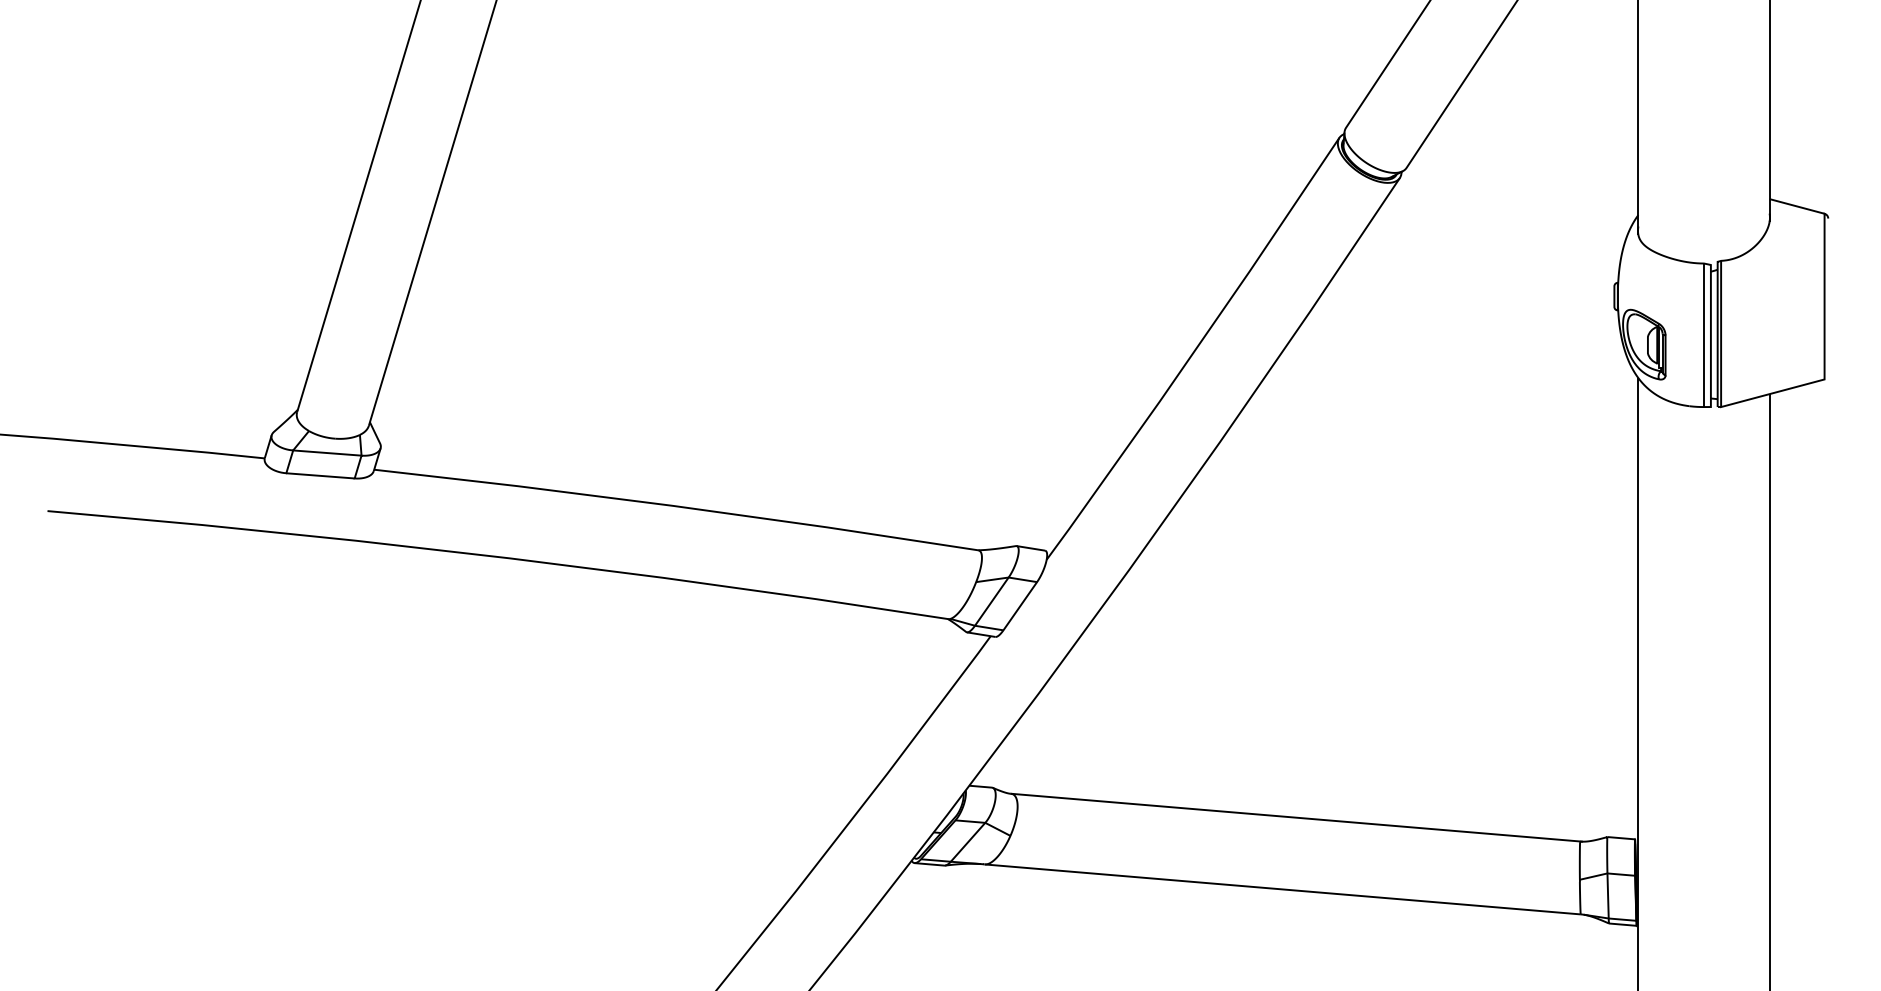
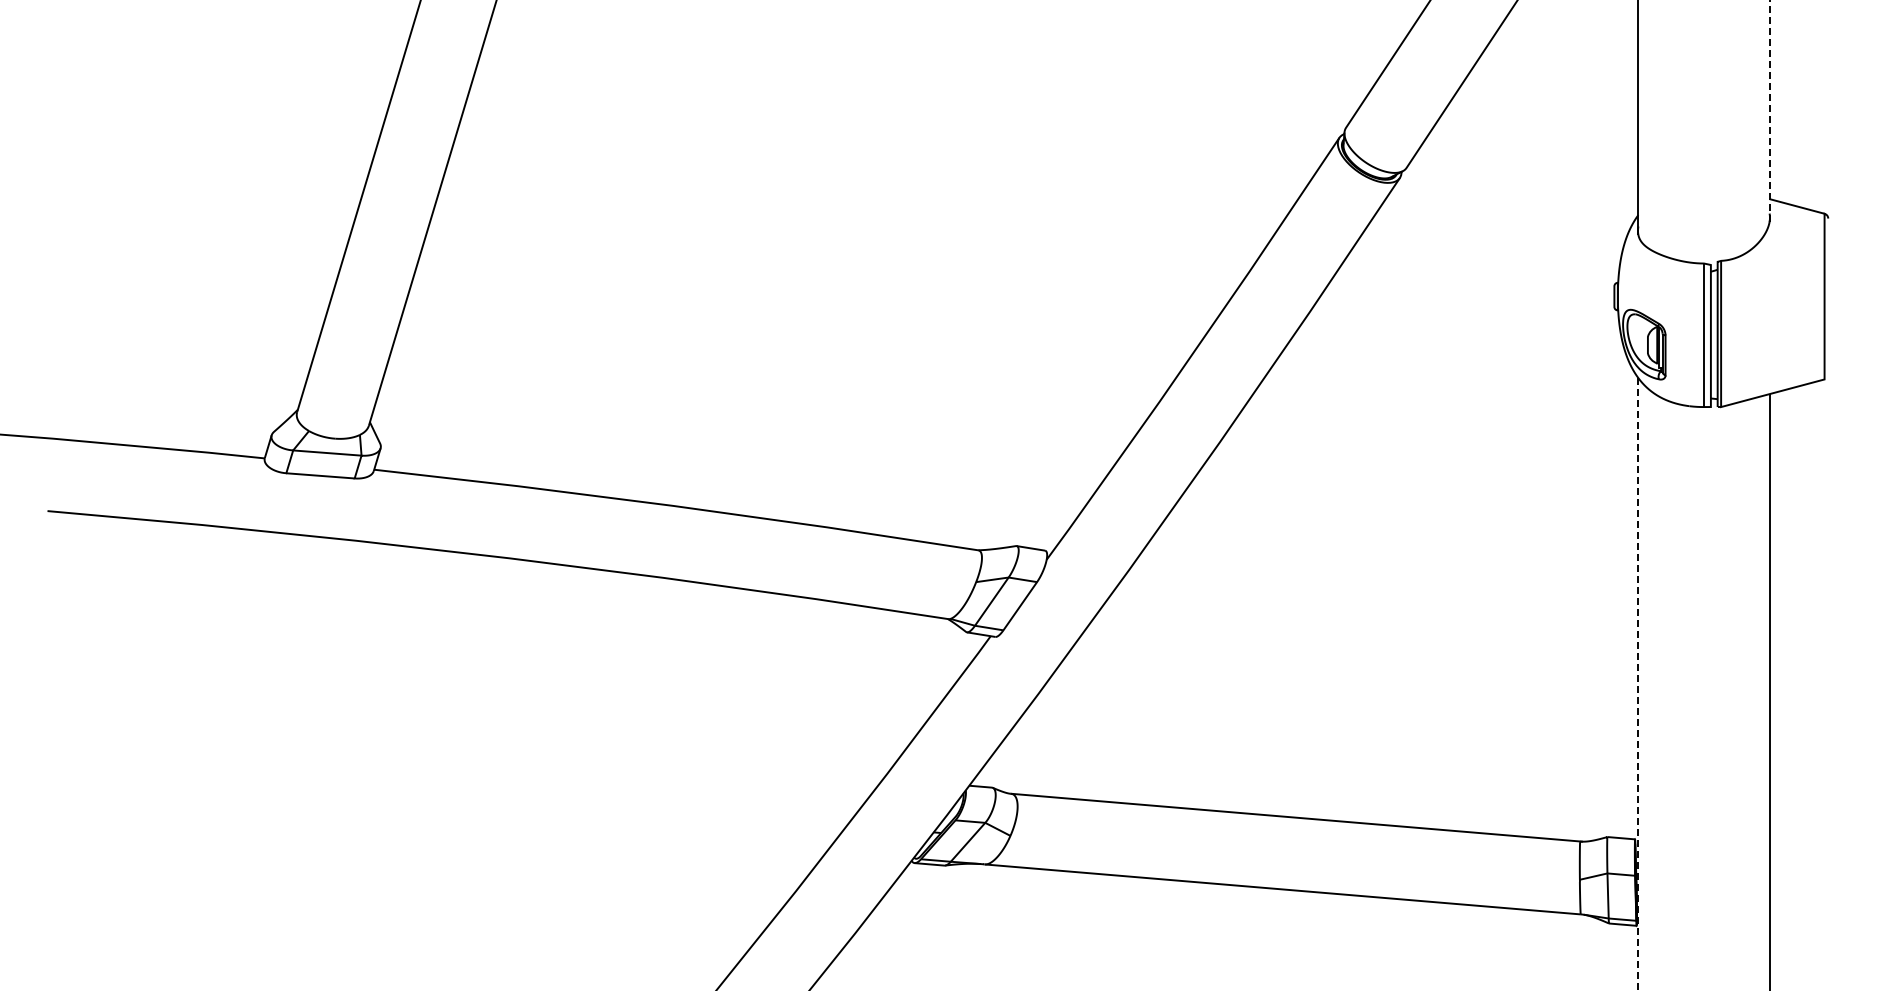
line: solid -> dashed (1769, 111)
line: solid -> dashed (1638, 684)
